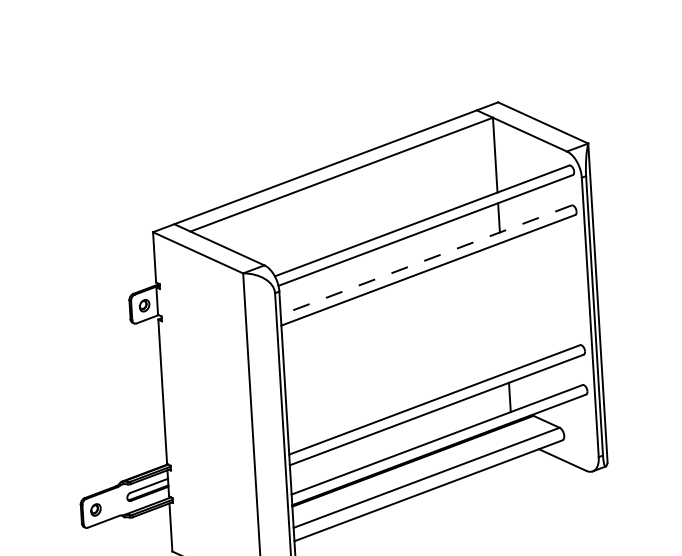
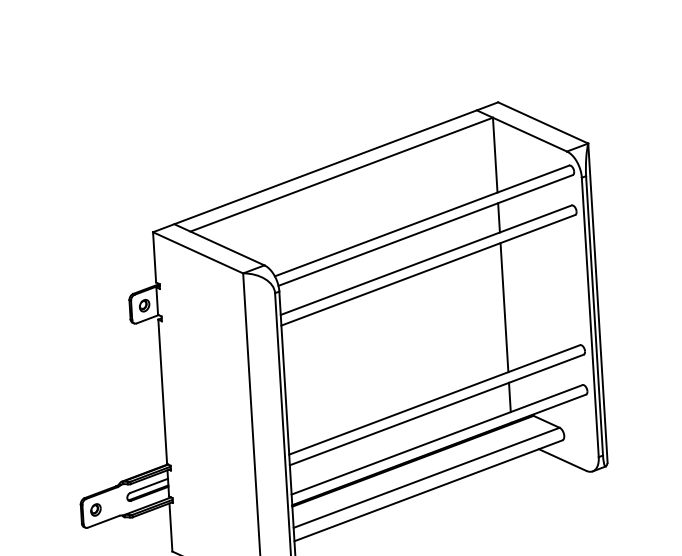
line: dashed -> solid (425, 260)
line: none -> present (504, 307)
